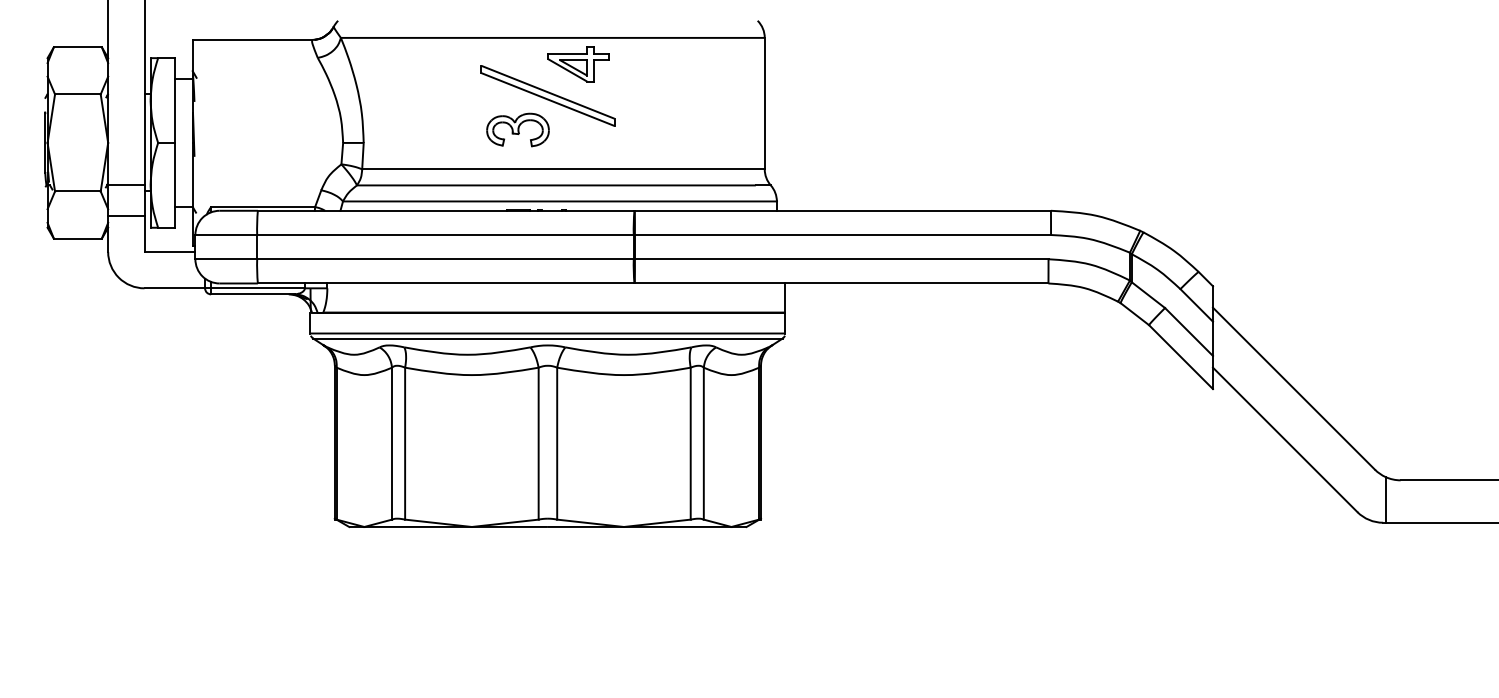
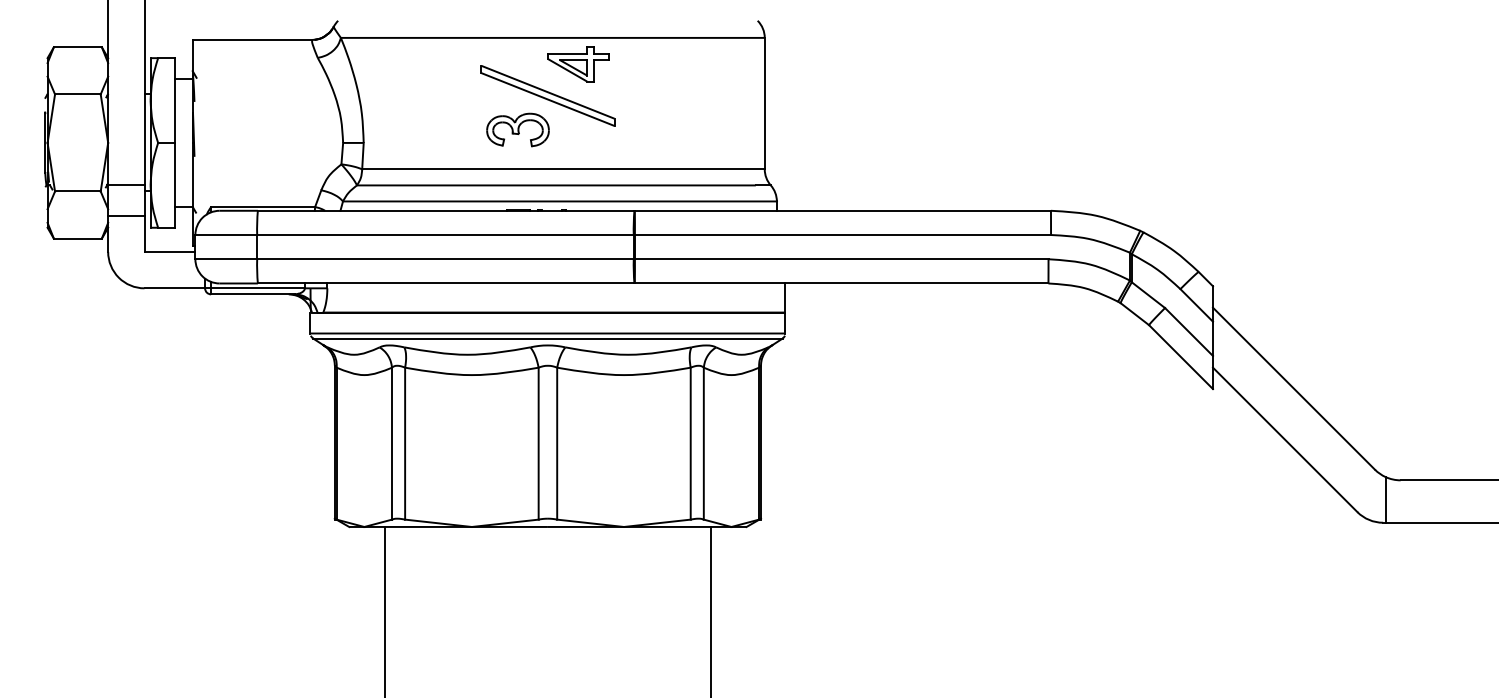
line: none -> present (384, 610)
line: none -> present (710, 610)
